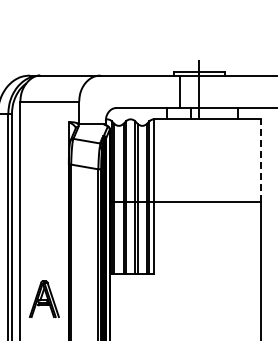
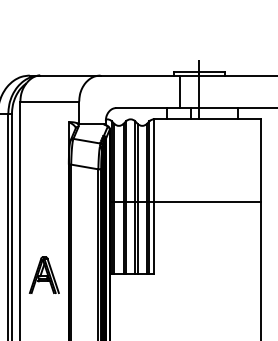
line: dashed -> solid (261, 160)
part position: (43, 298) -> (43, 274) (43, 274)
